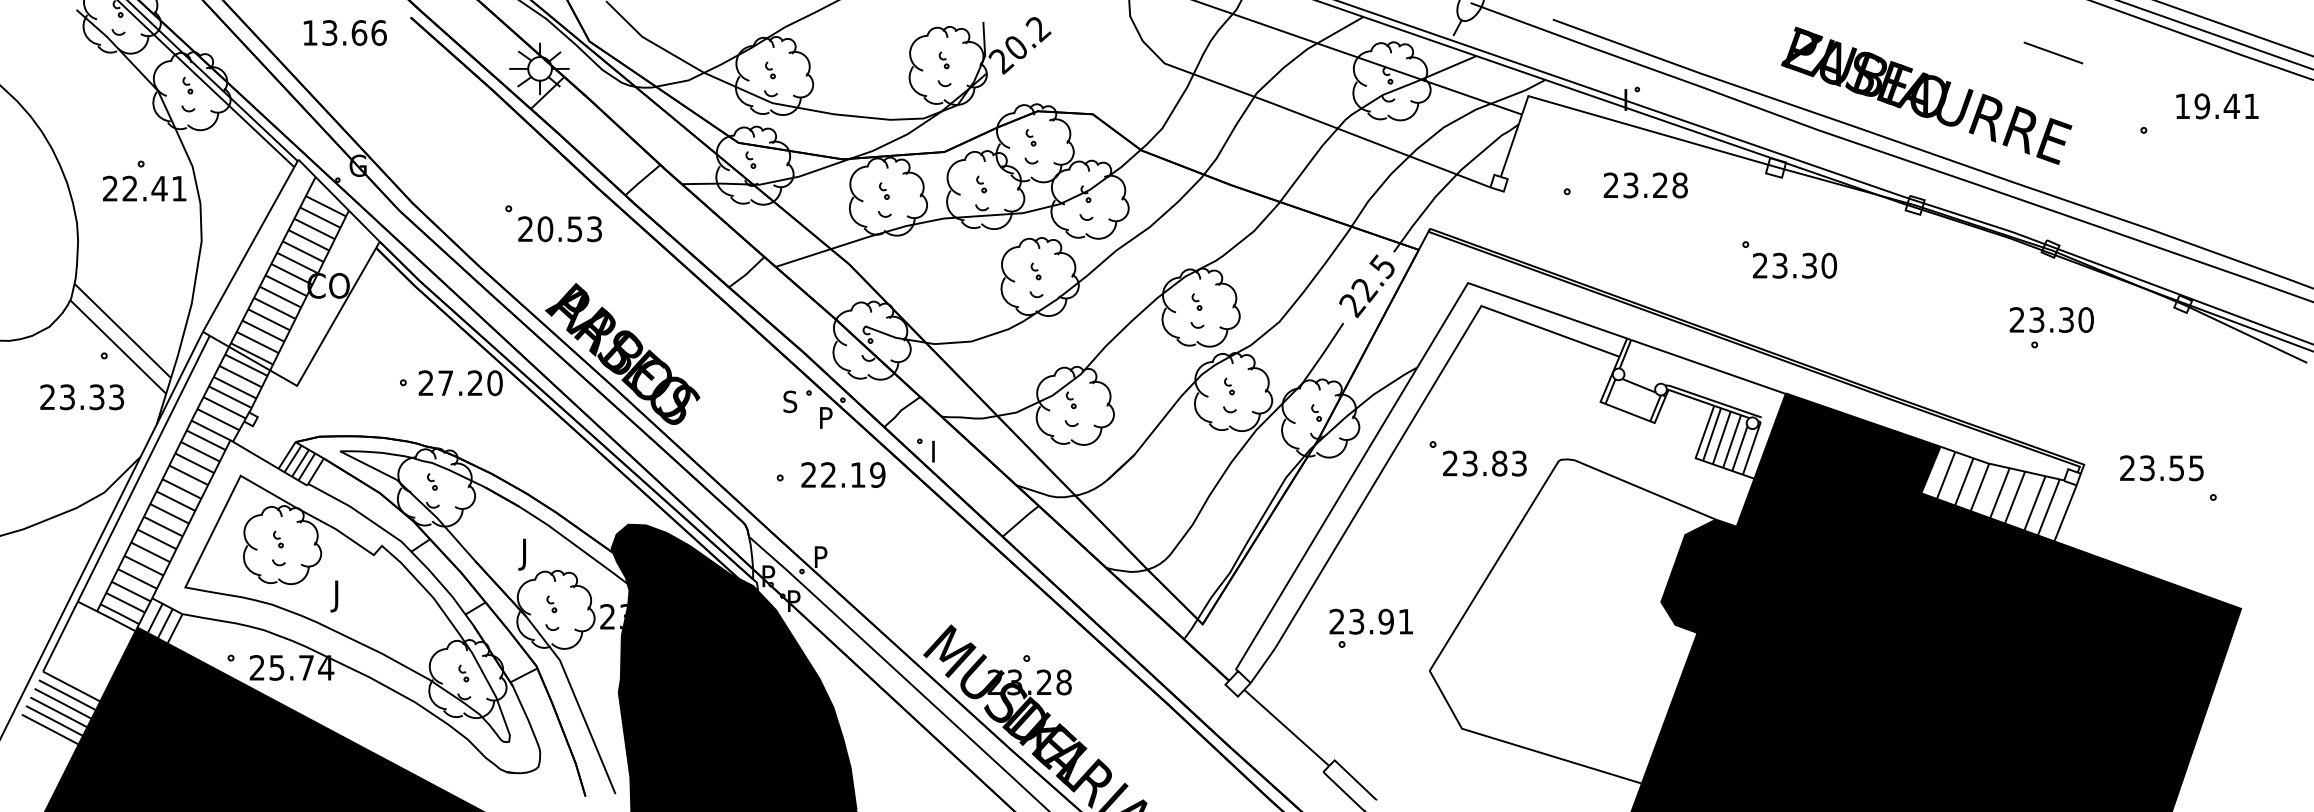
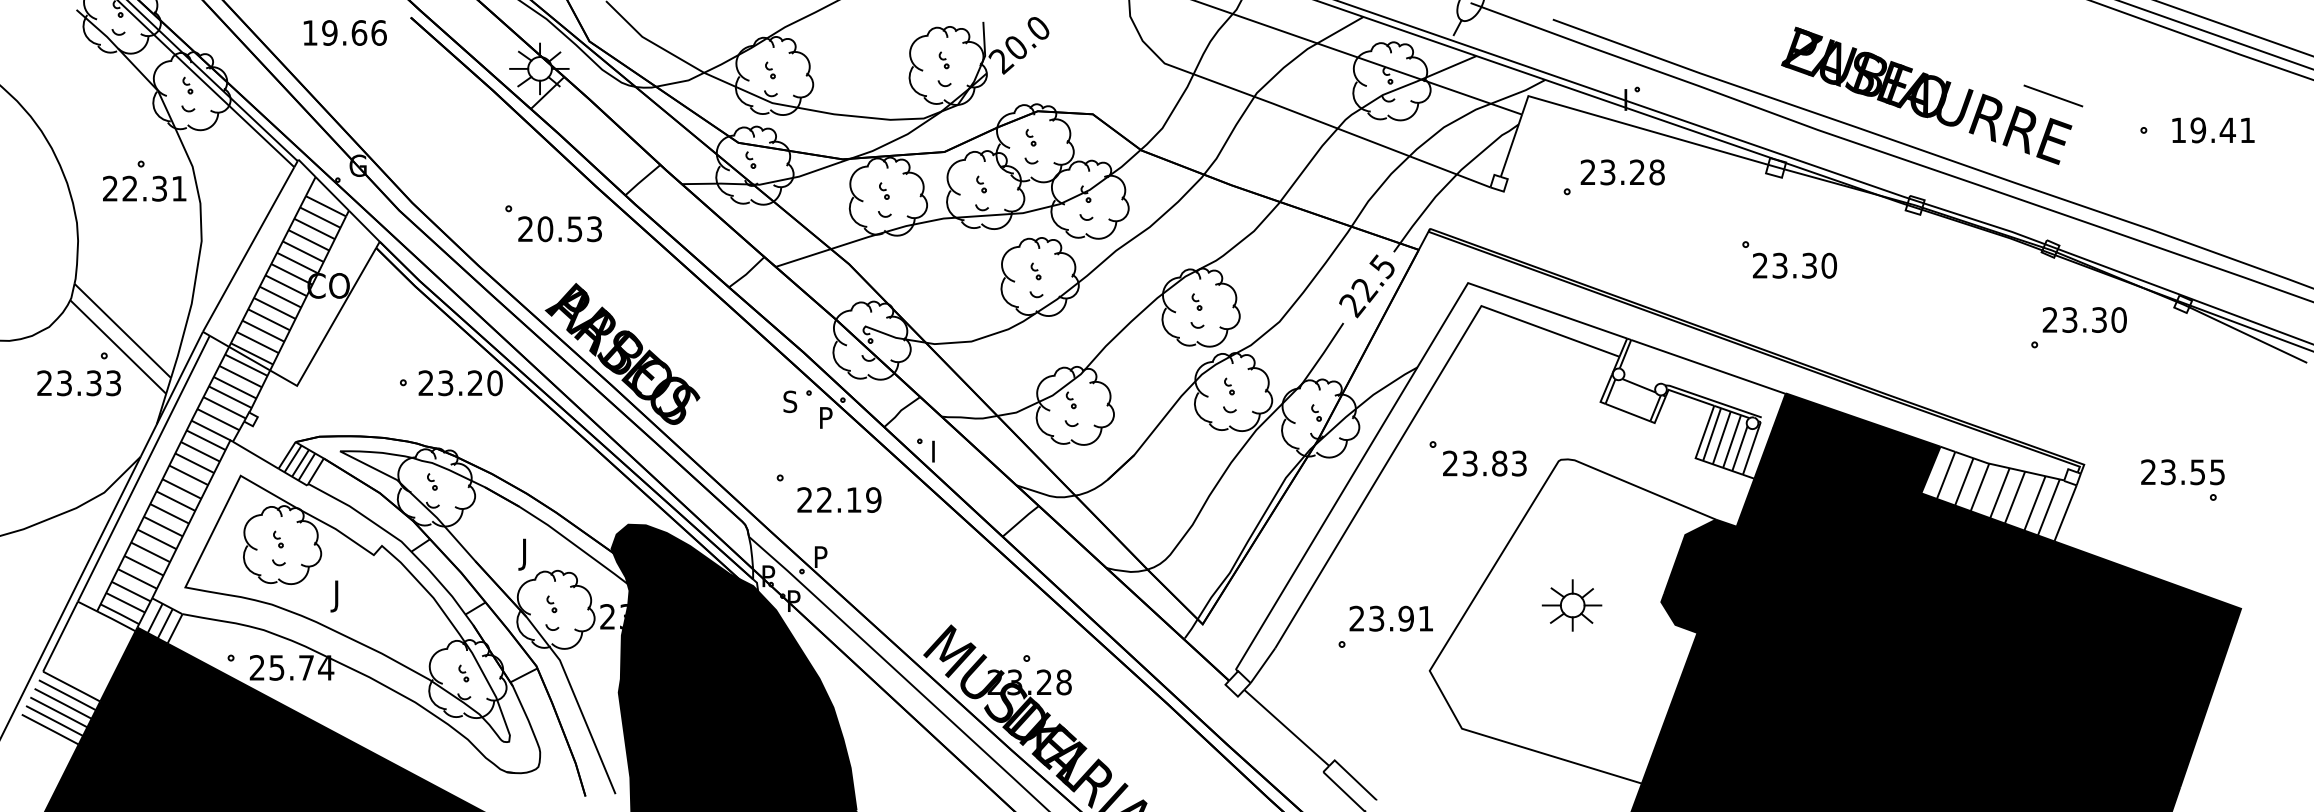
text: 20.2 -> 20.0 (1038, 29)
text: 13.66 -> 19.66 (329, 32)
line position: (2053, 52) -> (2053, 95) (2053, 95)
text position: (2217, 106) -> (2213, 130) (2213, 130)
text position: (1645, 185) -> (1622, 172) (1622, 172)
text: 22.41 -> 22.31 (159, 188)
text position: (2051, 319) -> (2084, 319) (2084, 319)
text: 27.20 -> 23.20 (445, 383)
text position: (81, 397) -> (78, 383) (78, 383)
text position: (2161, 468) -> (2182, 472) (2182, 472)
text position: (843, 474) -> (839, 499) (839, 499)
part: none -> present (1571, 605)
text position: (1370, 621) -> (1390, 618) (1390, 618)
